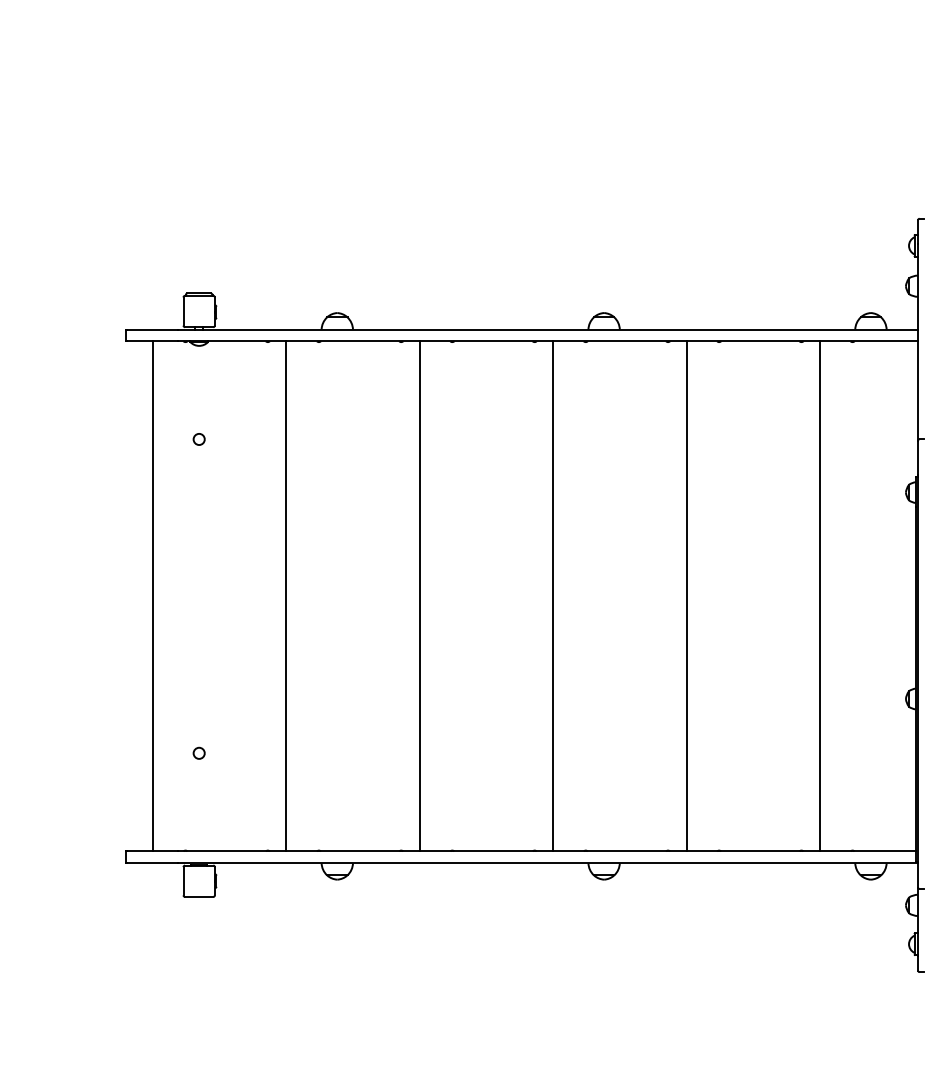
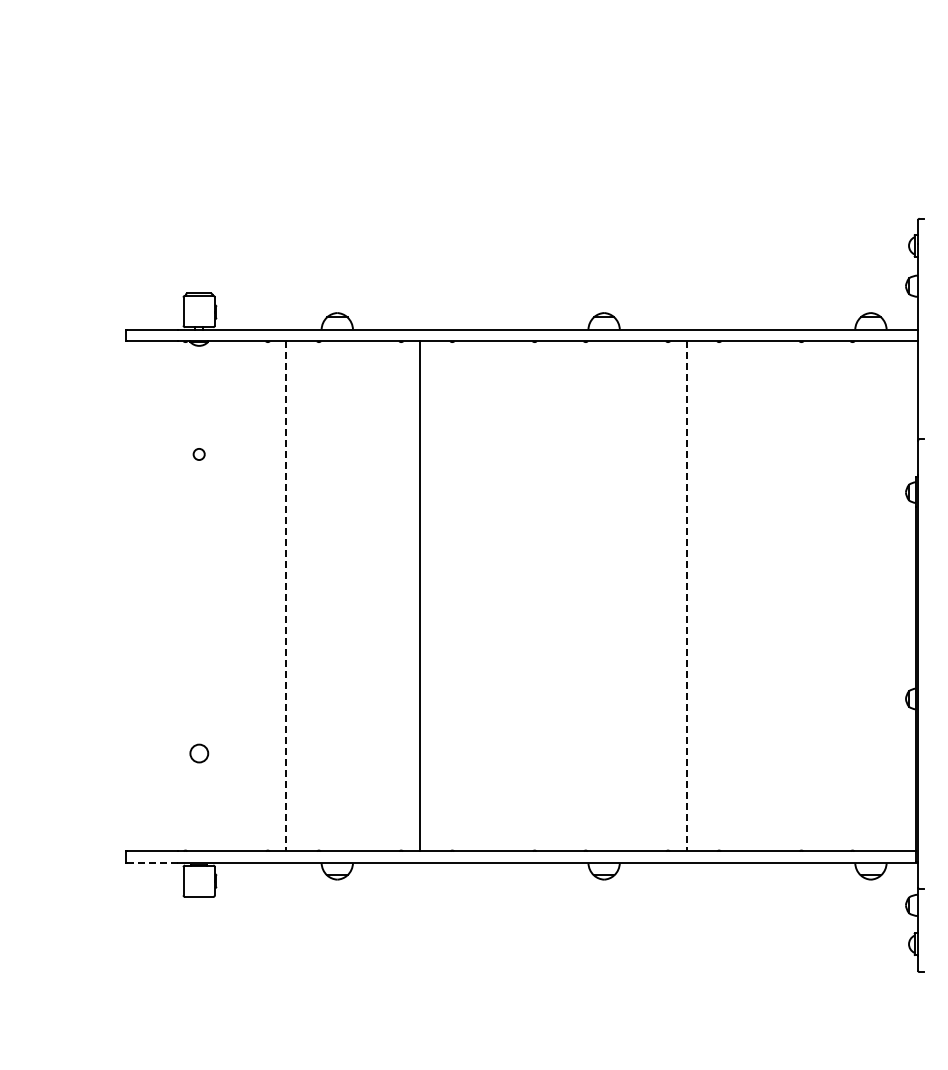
circle position: (198, 439) -> (198, 454) (198, 454)
line: present -> none (152, 596)
line: solid -> dashed (286, 596)
line: present -> none (553, 596)
line: solid -> dashed (686, 596)
line: present -> none (819, 596)
circle size: 14x14 px -> 21x21 px (199, 753)
line: solid -> dashed (152, 863)
